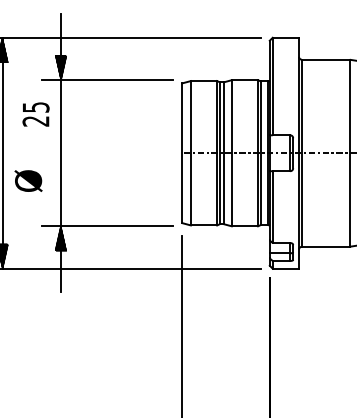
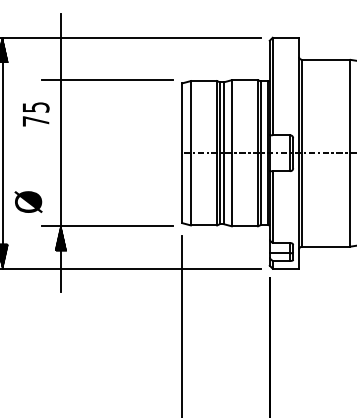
hatch: present -> none (60, 67)
text: 25 -> 75 (35, 121)
text position: (28, 180) -> (28, 201) (28, 201)
